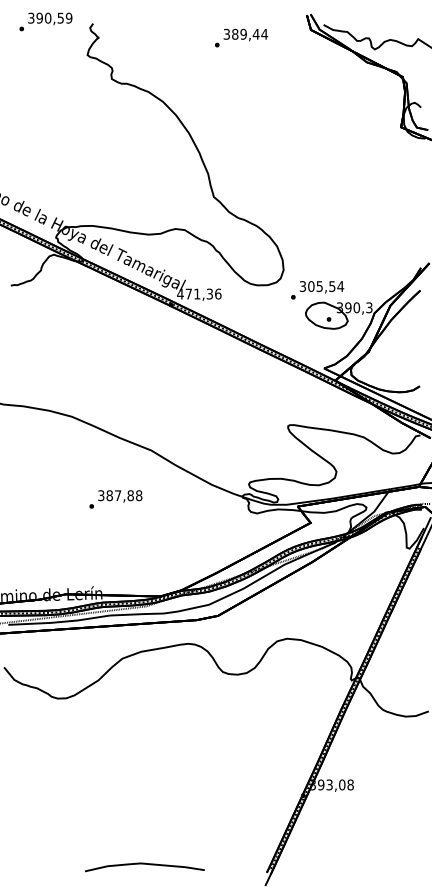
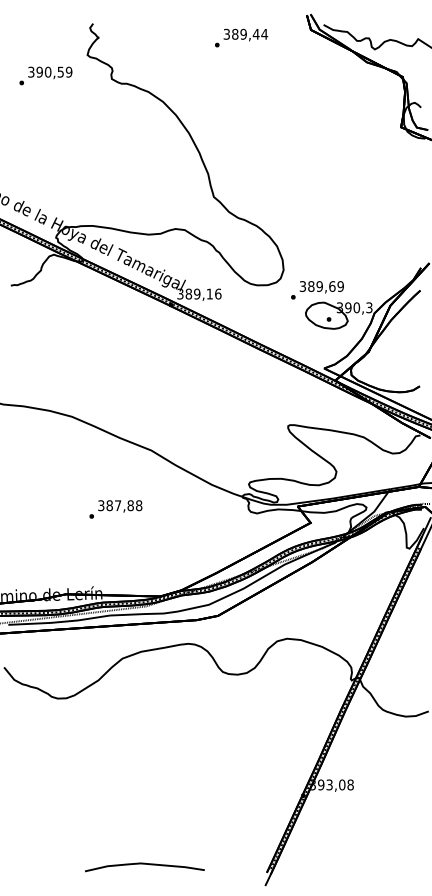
text position: (45, 21) -> (45, 75) (45, 75)
text: 305,54 -> 389,69 (326, 286)
text: 471,36 -> 389,16 (194, 293)
text position: (115, 499) -> (115, 509) (115, 509)
